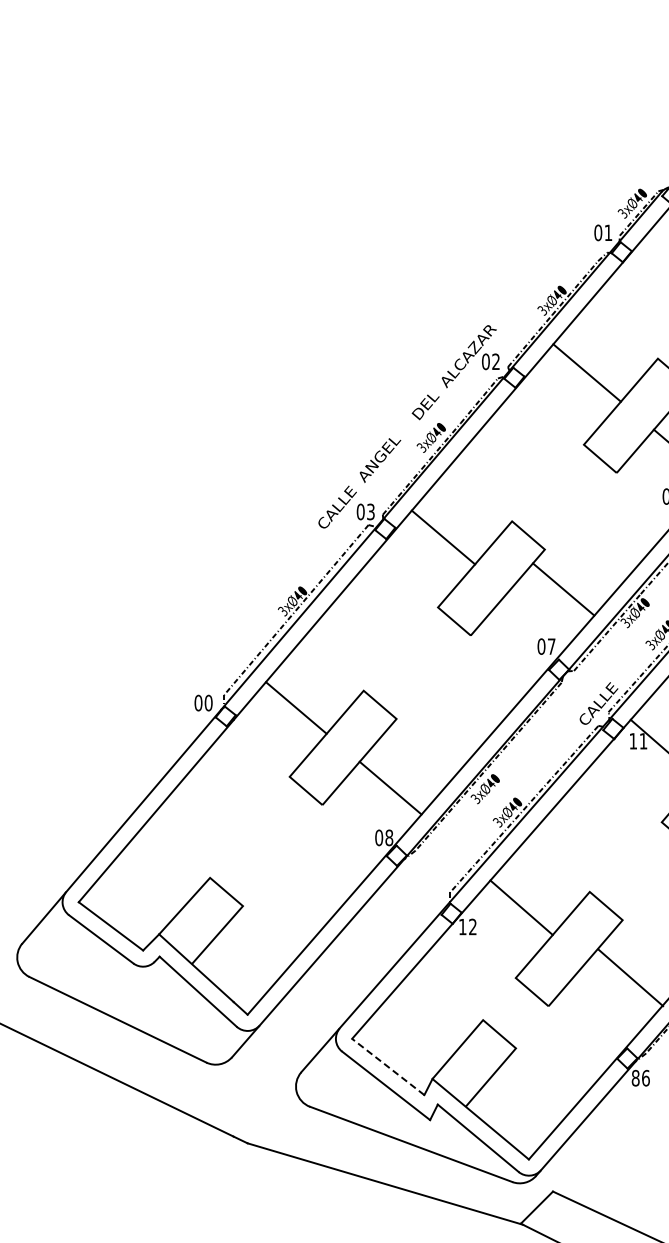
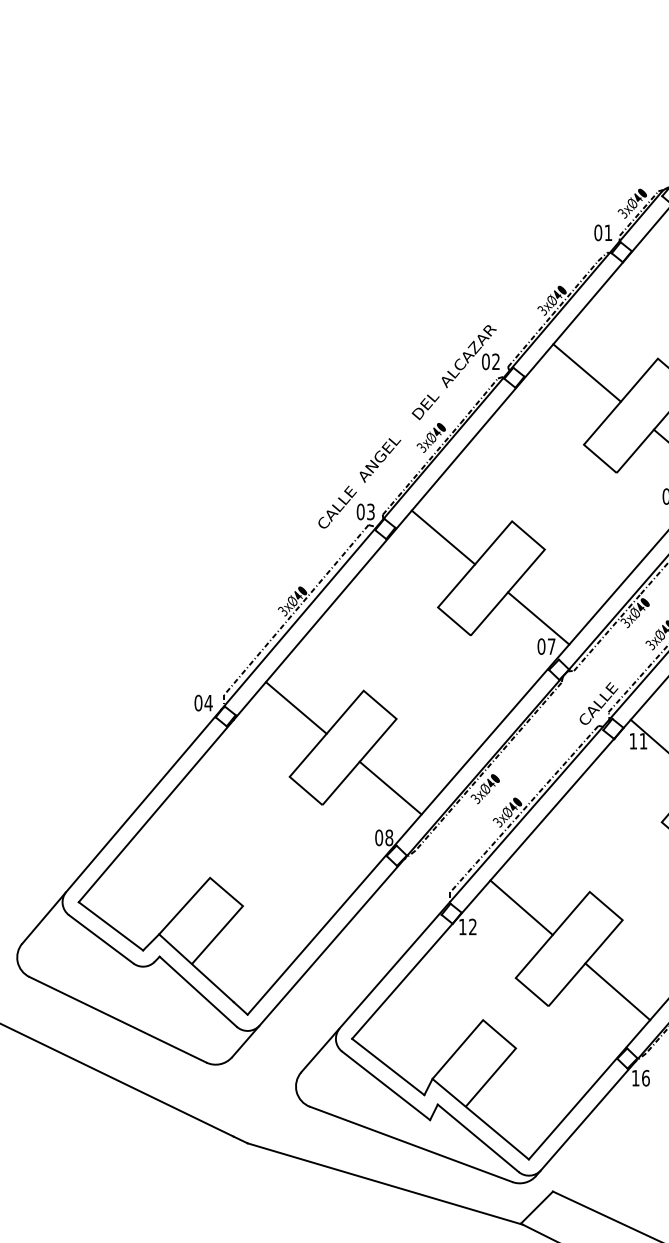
line position: (563, 589) -> (538, 618) (538, 618)
text: 00 -> 04 (208, 702)
line position: (630, 977) -> (617, 991) (617, 991)
line: dashed -> solid (388, 1066)
text: 86 -> 16 (635, 1077)
